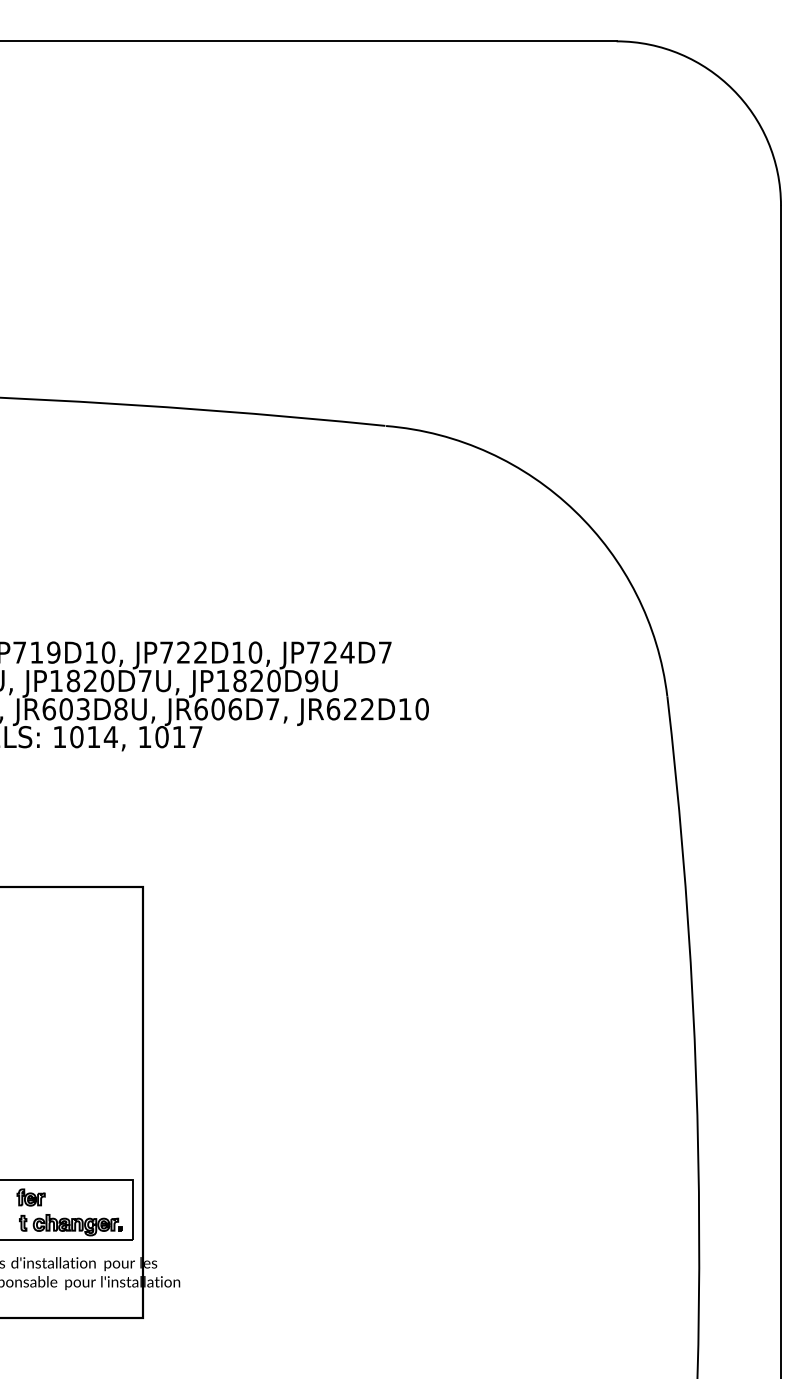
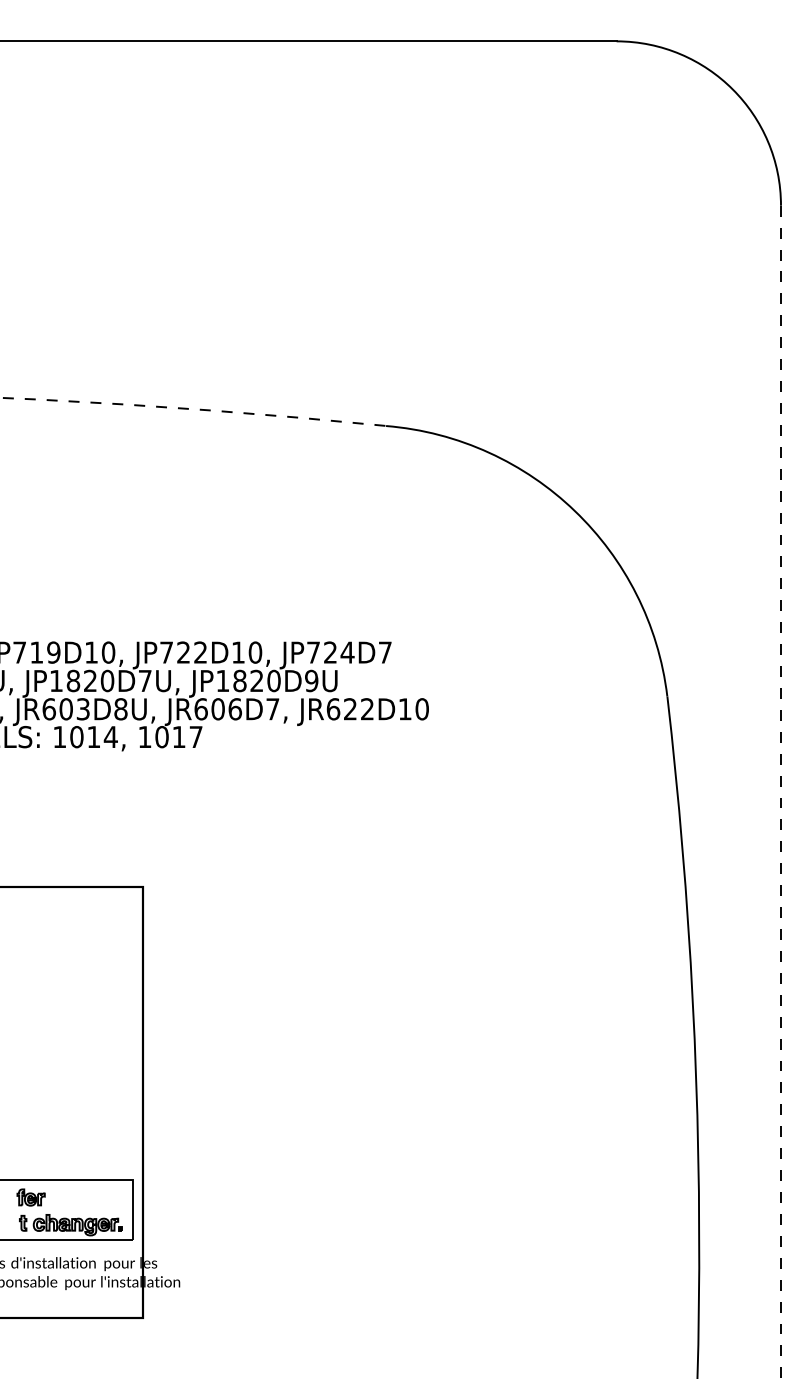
arc: solid -> dashed (192, 409)
line: solid -> dashed (780, 791)
